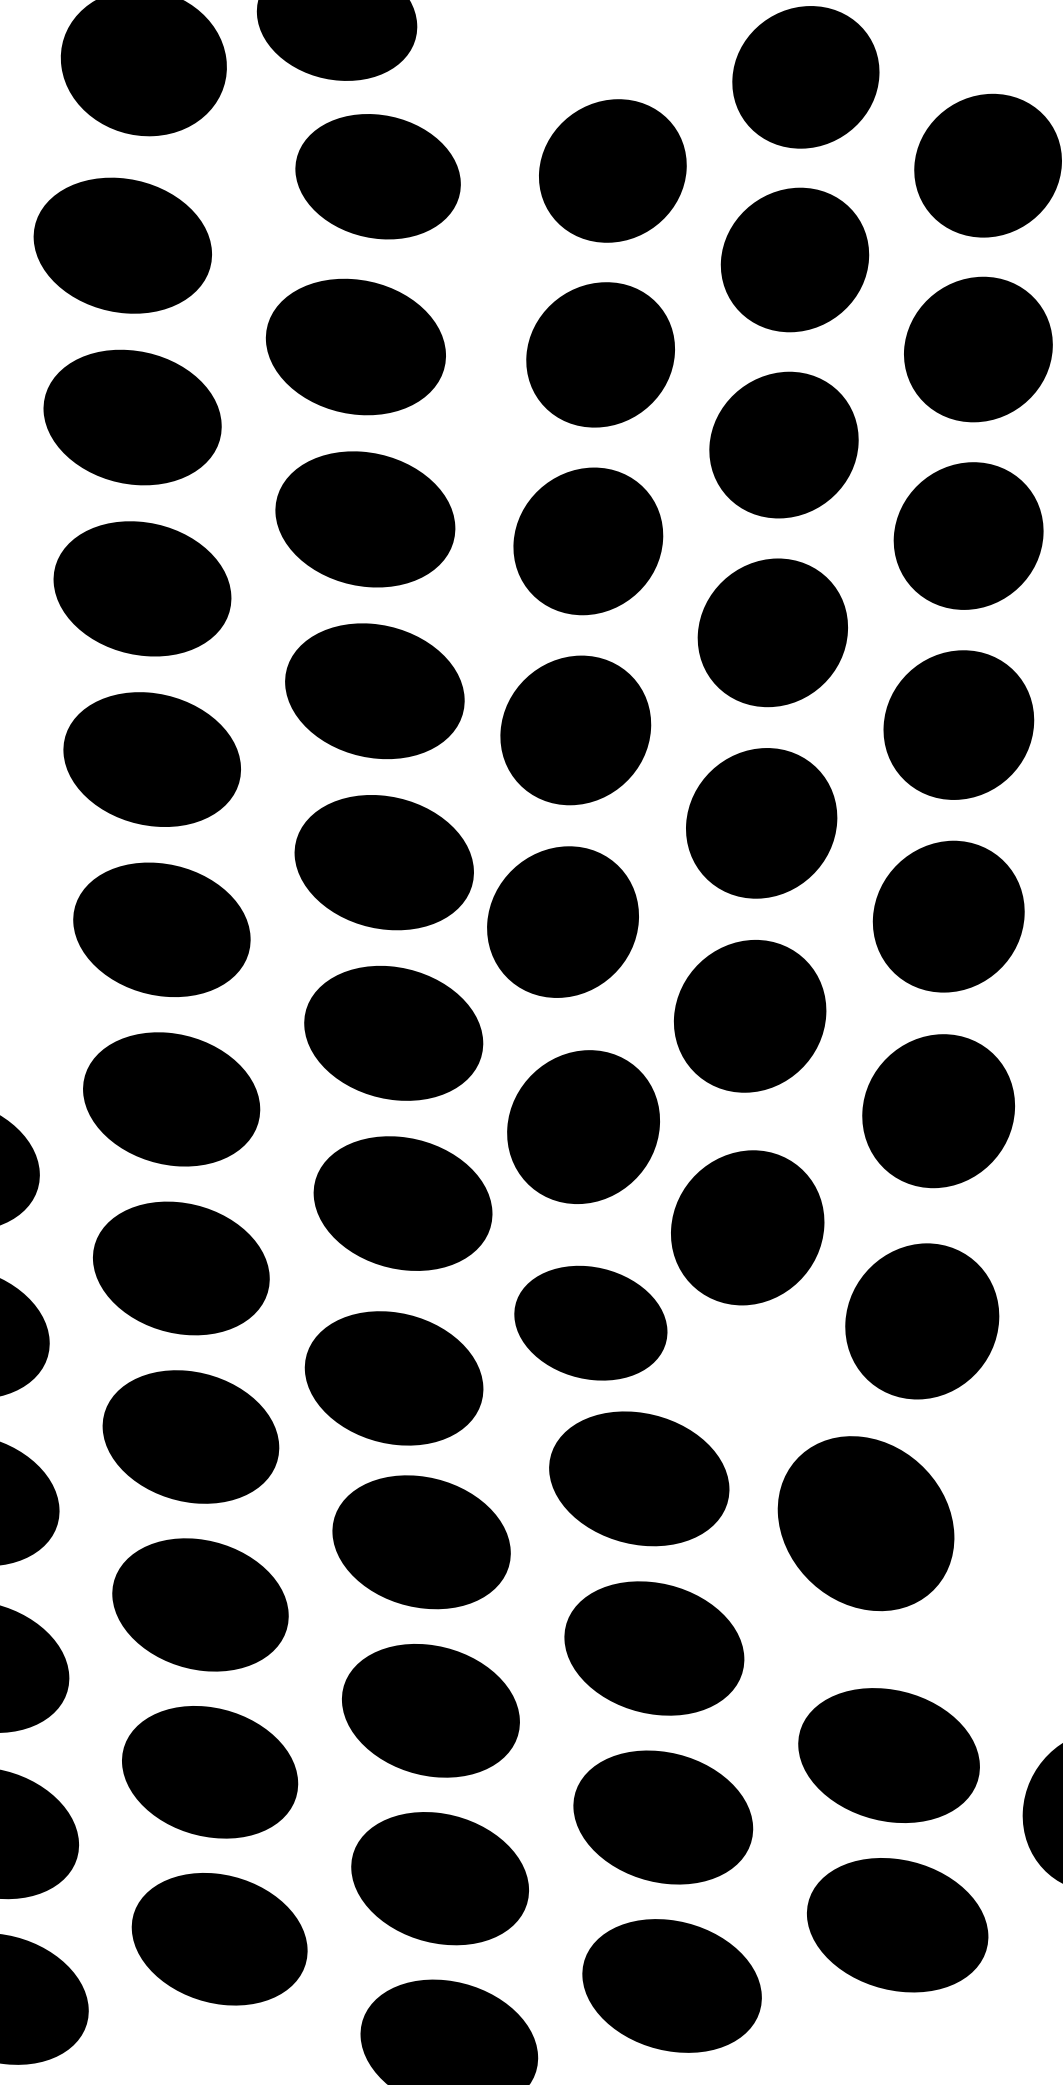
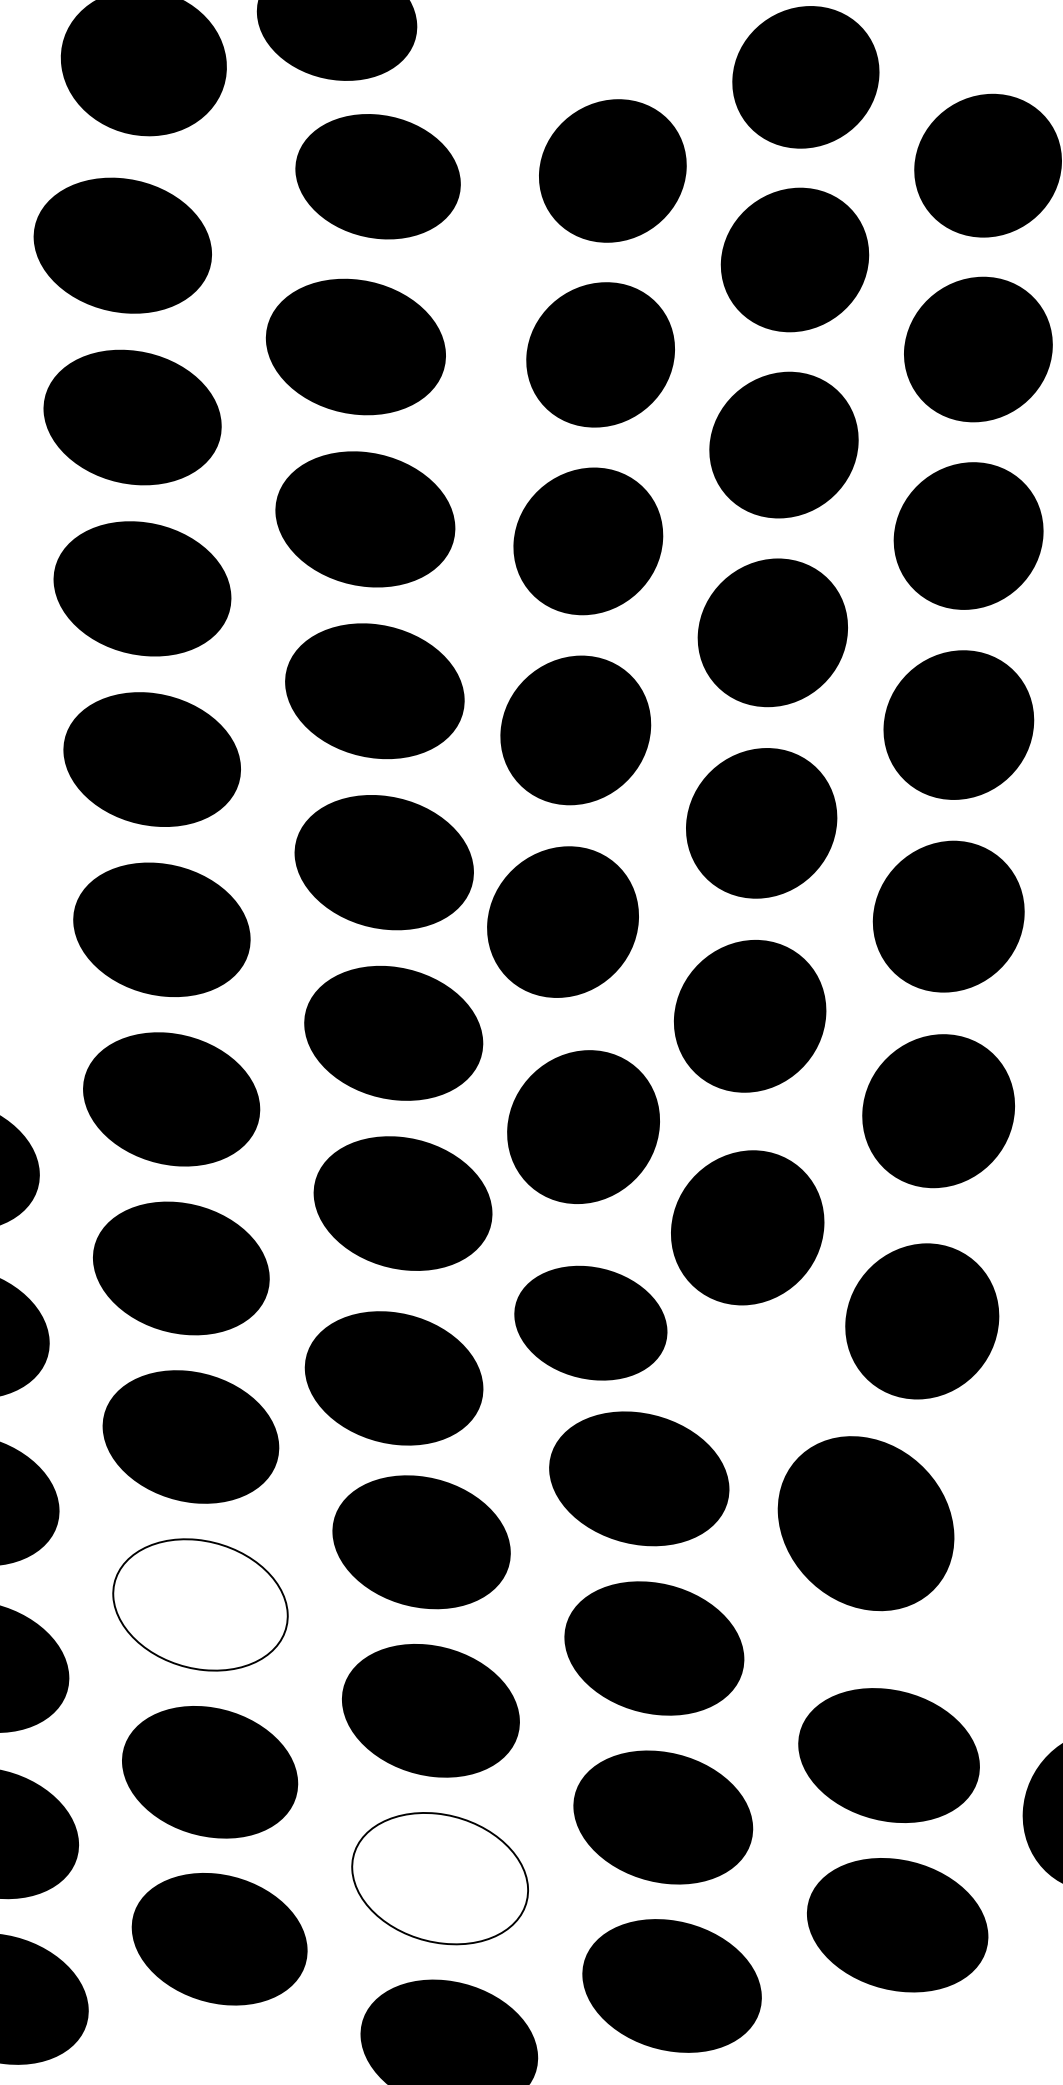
fill: present -> none (200, 1604)
fill: present -> none (440, 1878)
